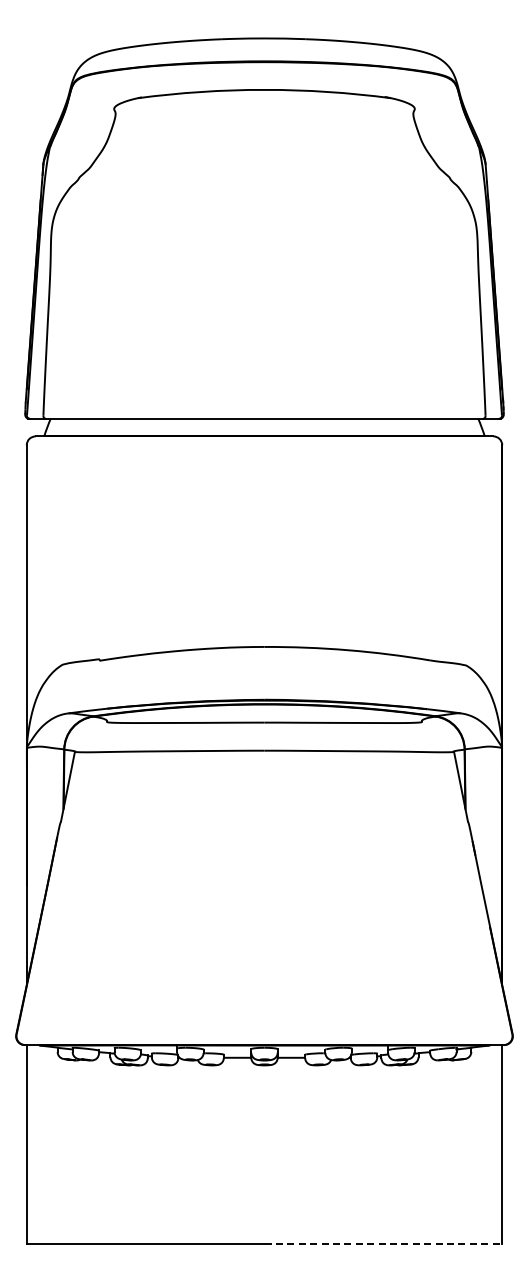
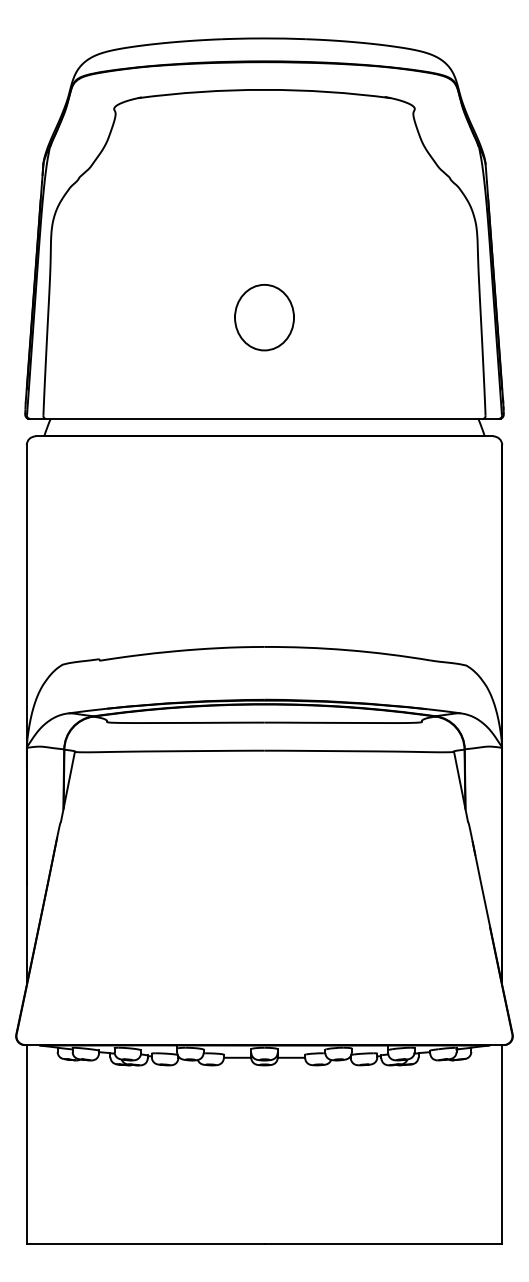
part: none -> present (264, 317)
line: dashed -> solid (383, 1243)
